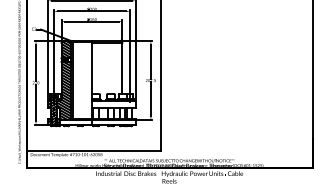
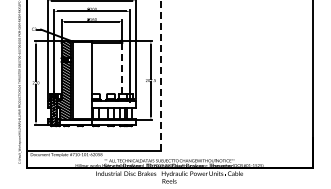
line: solid -> dashed (122, 68)
line: solid -> dashed (160, 75)
